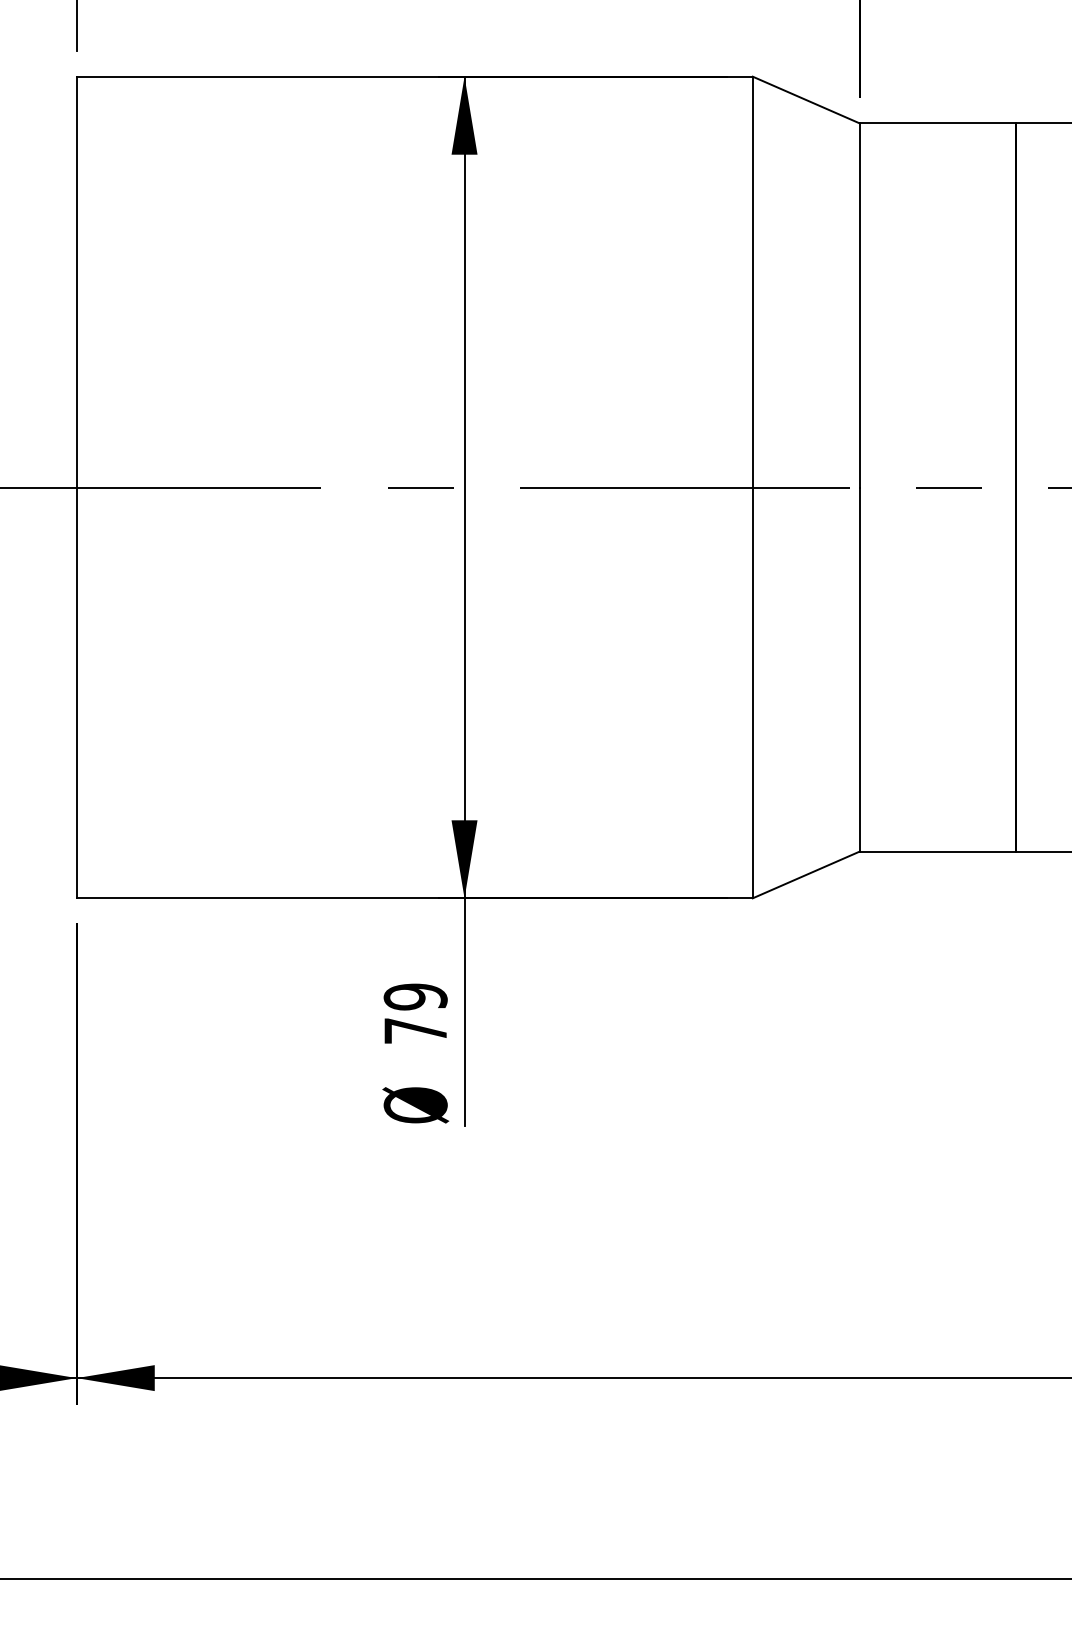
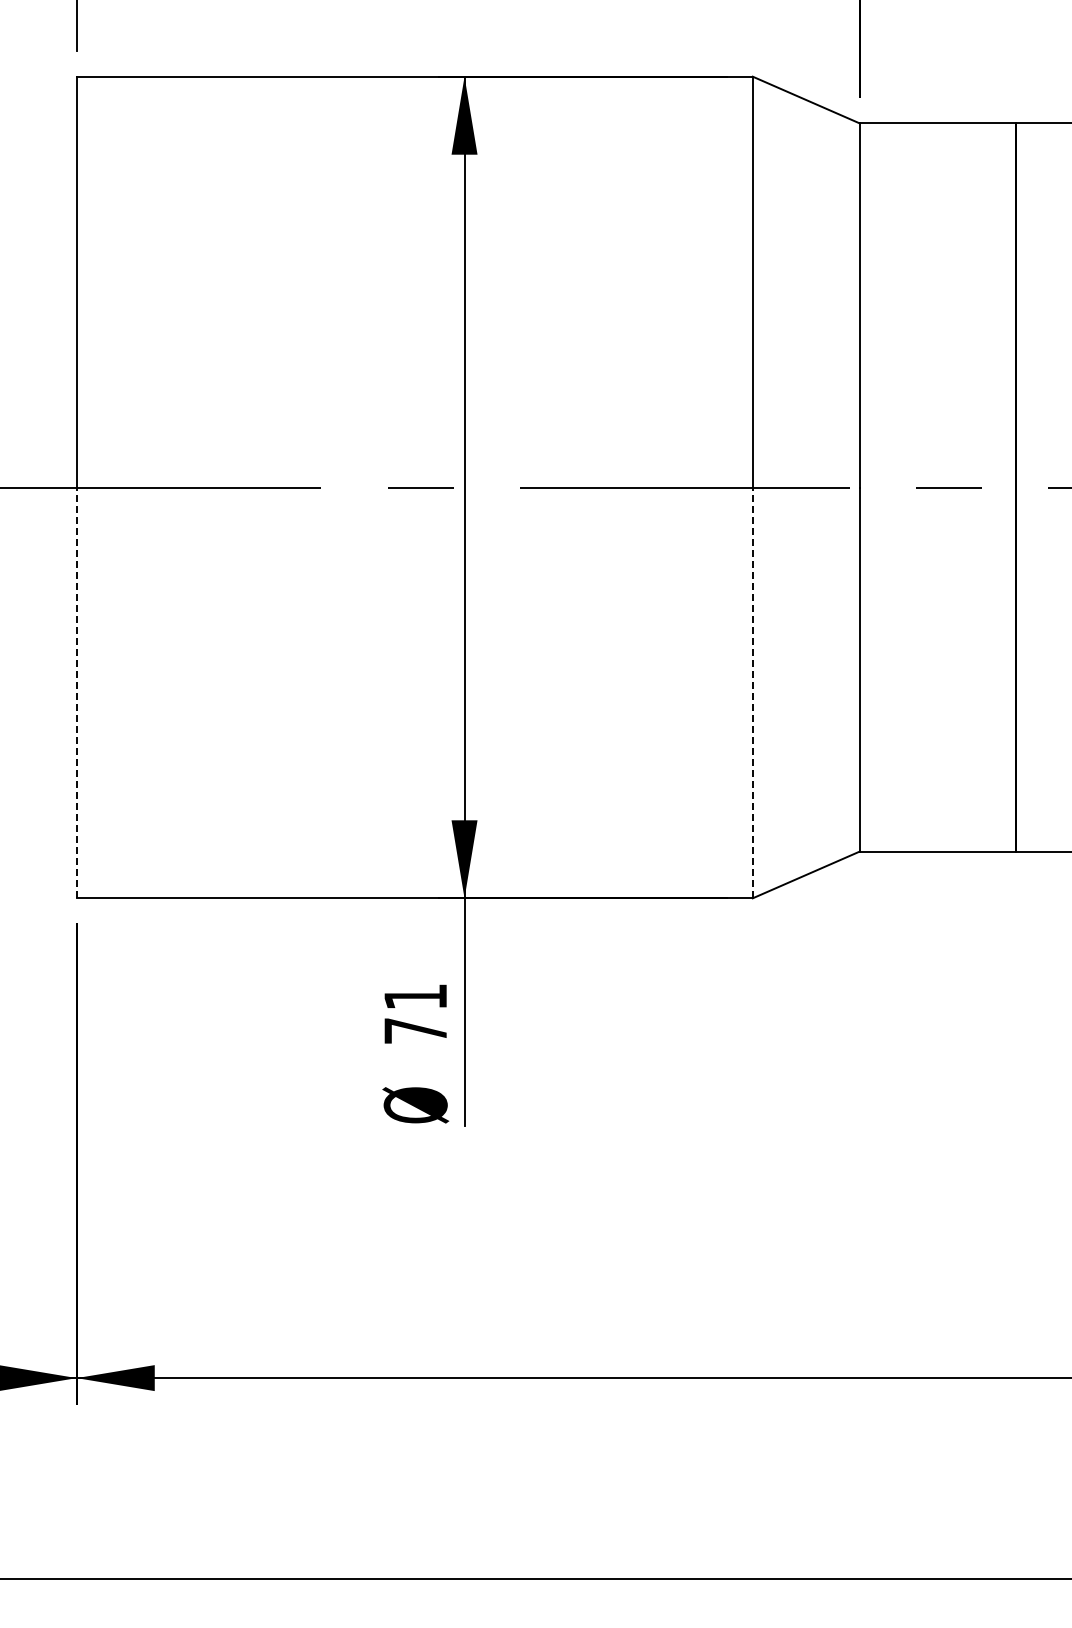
line: solid -> dashed (76, 692)
line: solid -> dashed (752, 692)
text: 79 -> 71 (415, 996)
